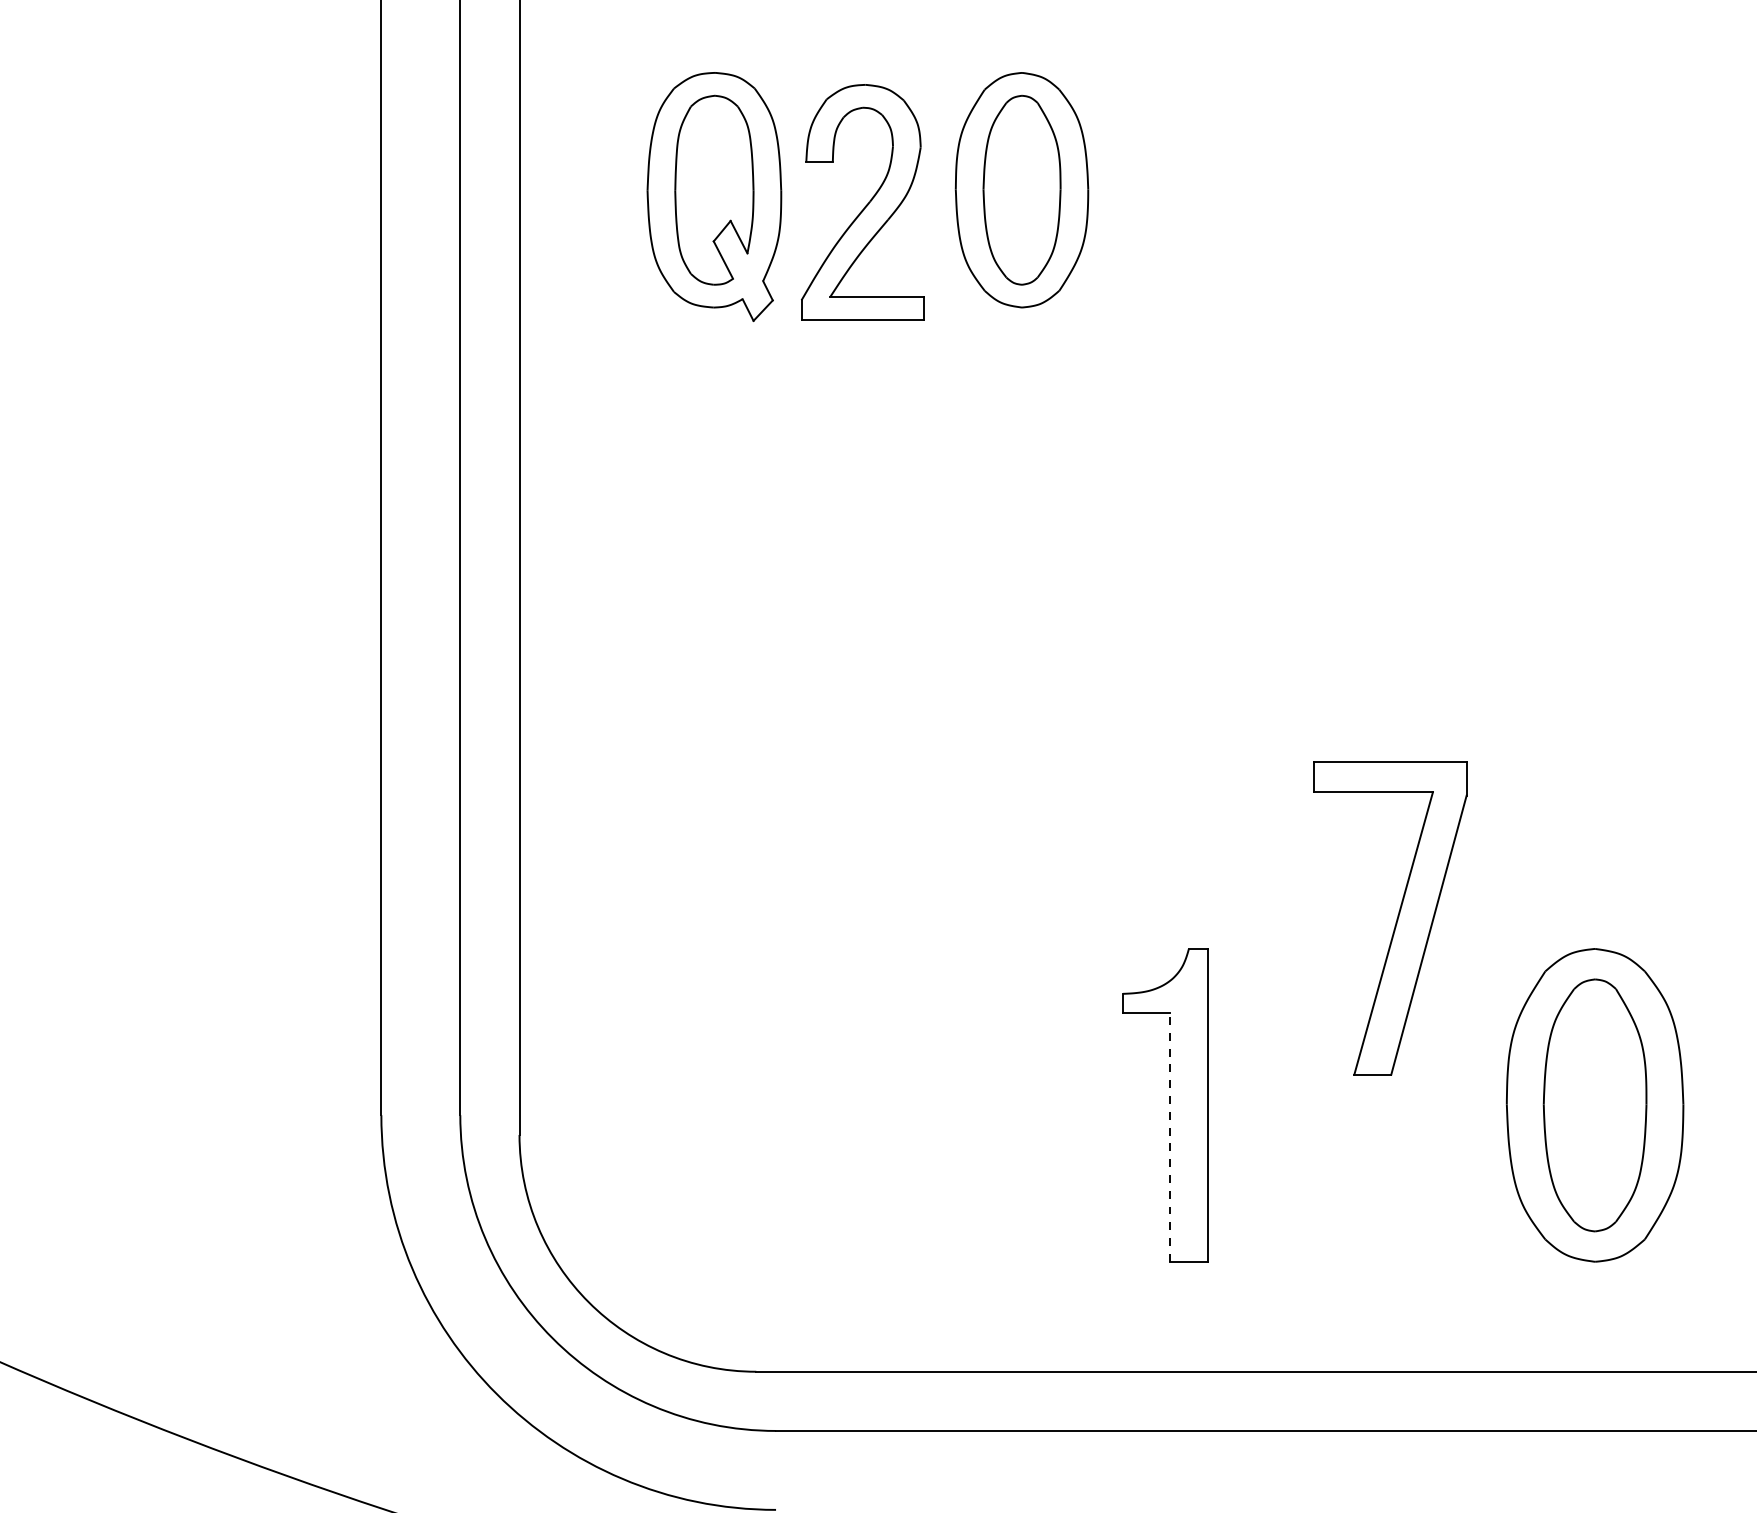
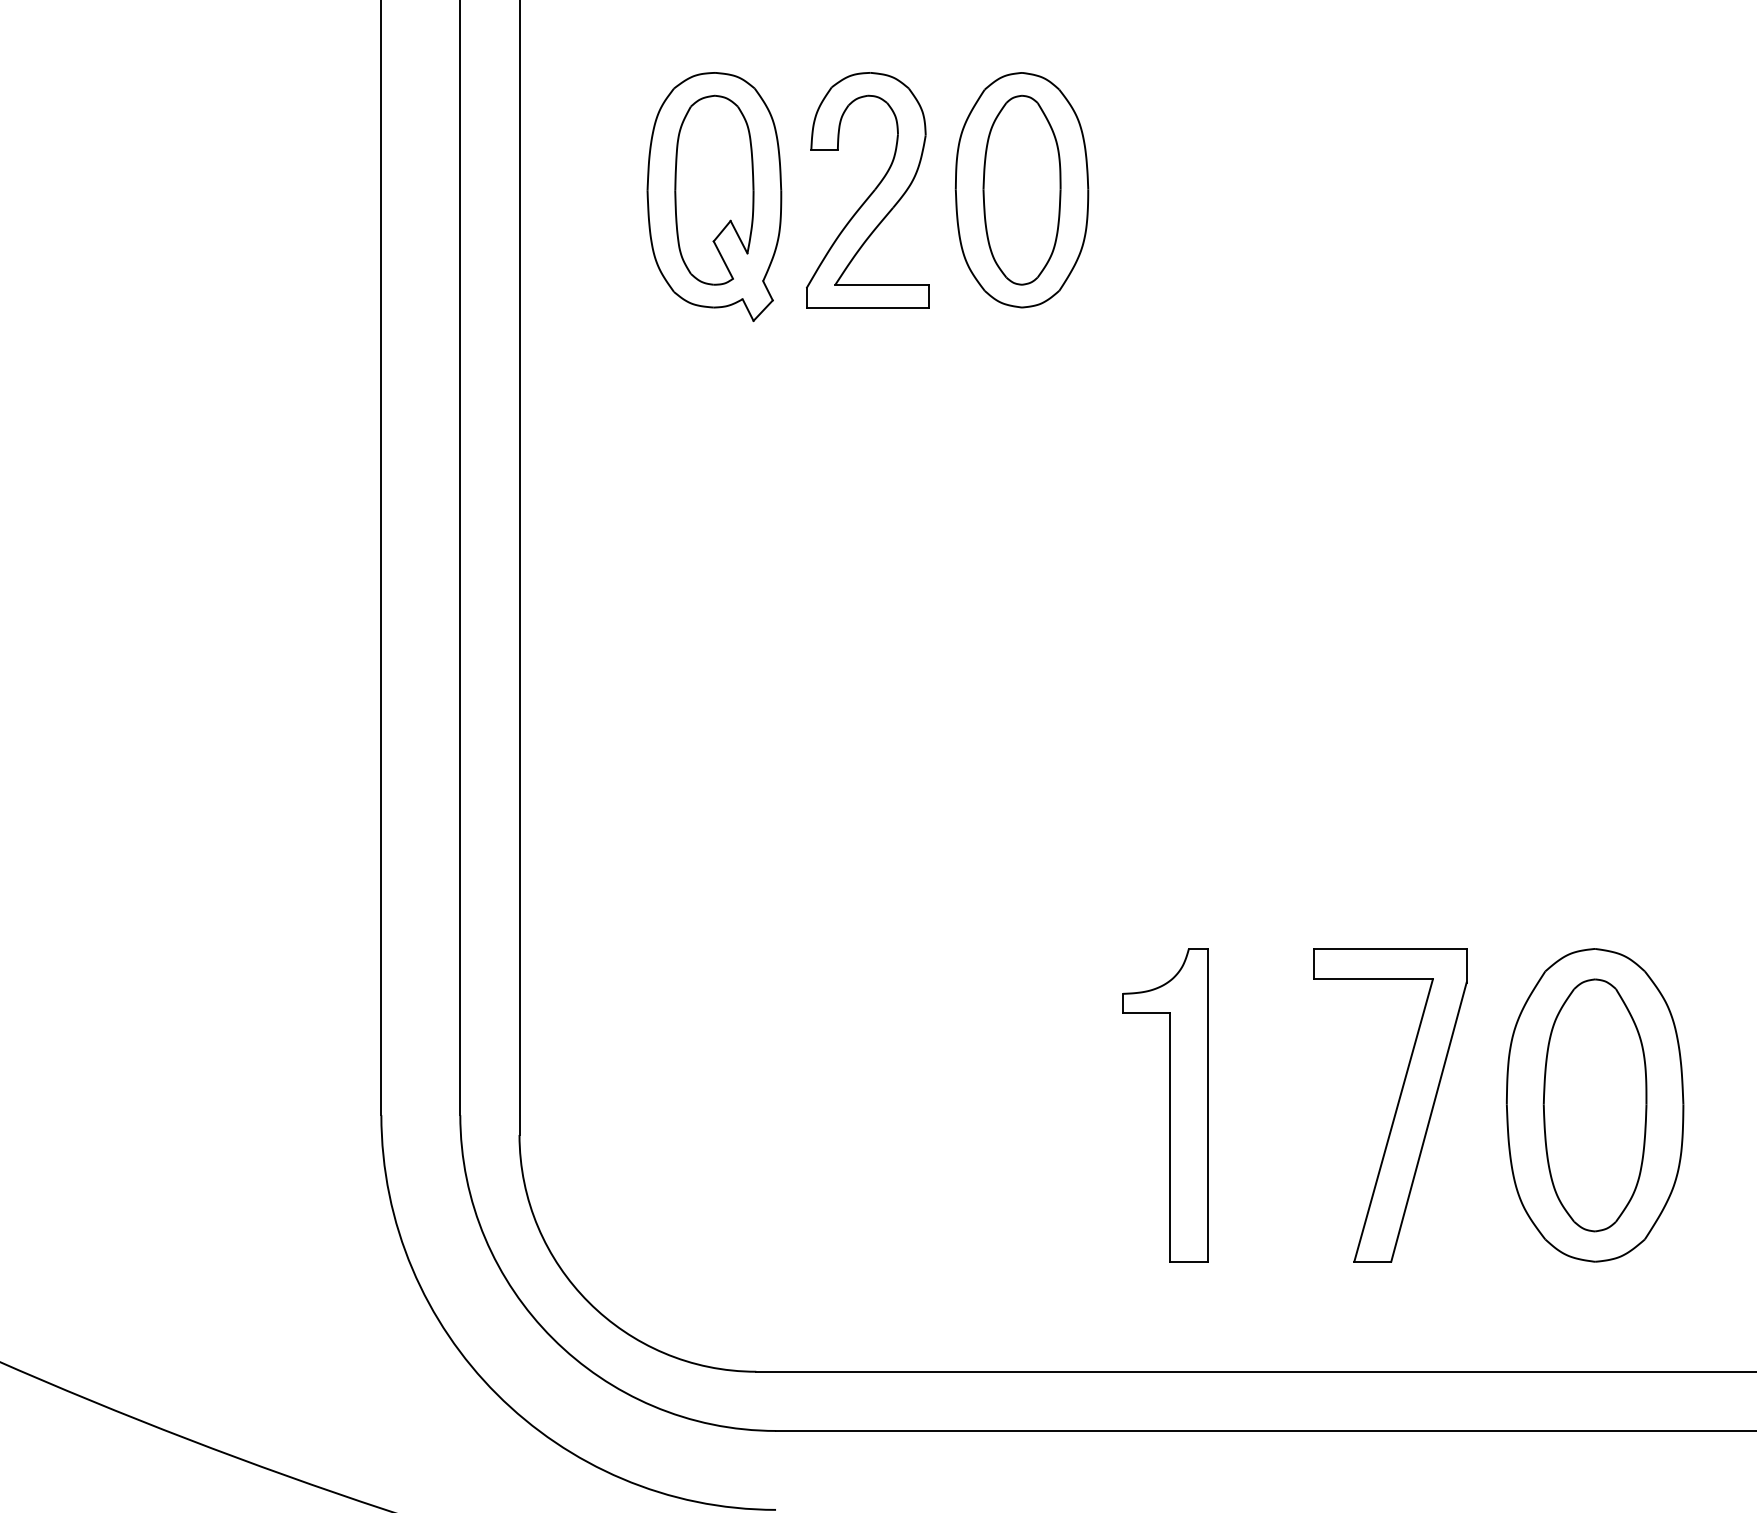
part position: (862, 202) -> (867, 190) (867, 190)
part position: (1390, 918) -> (1390, 1105) (1390, 1105)
line: dashed -> solid (1170, 1136)
